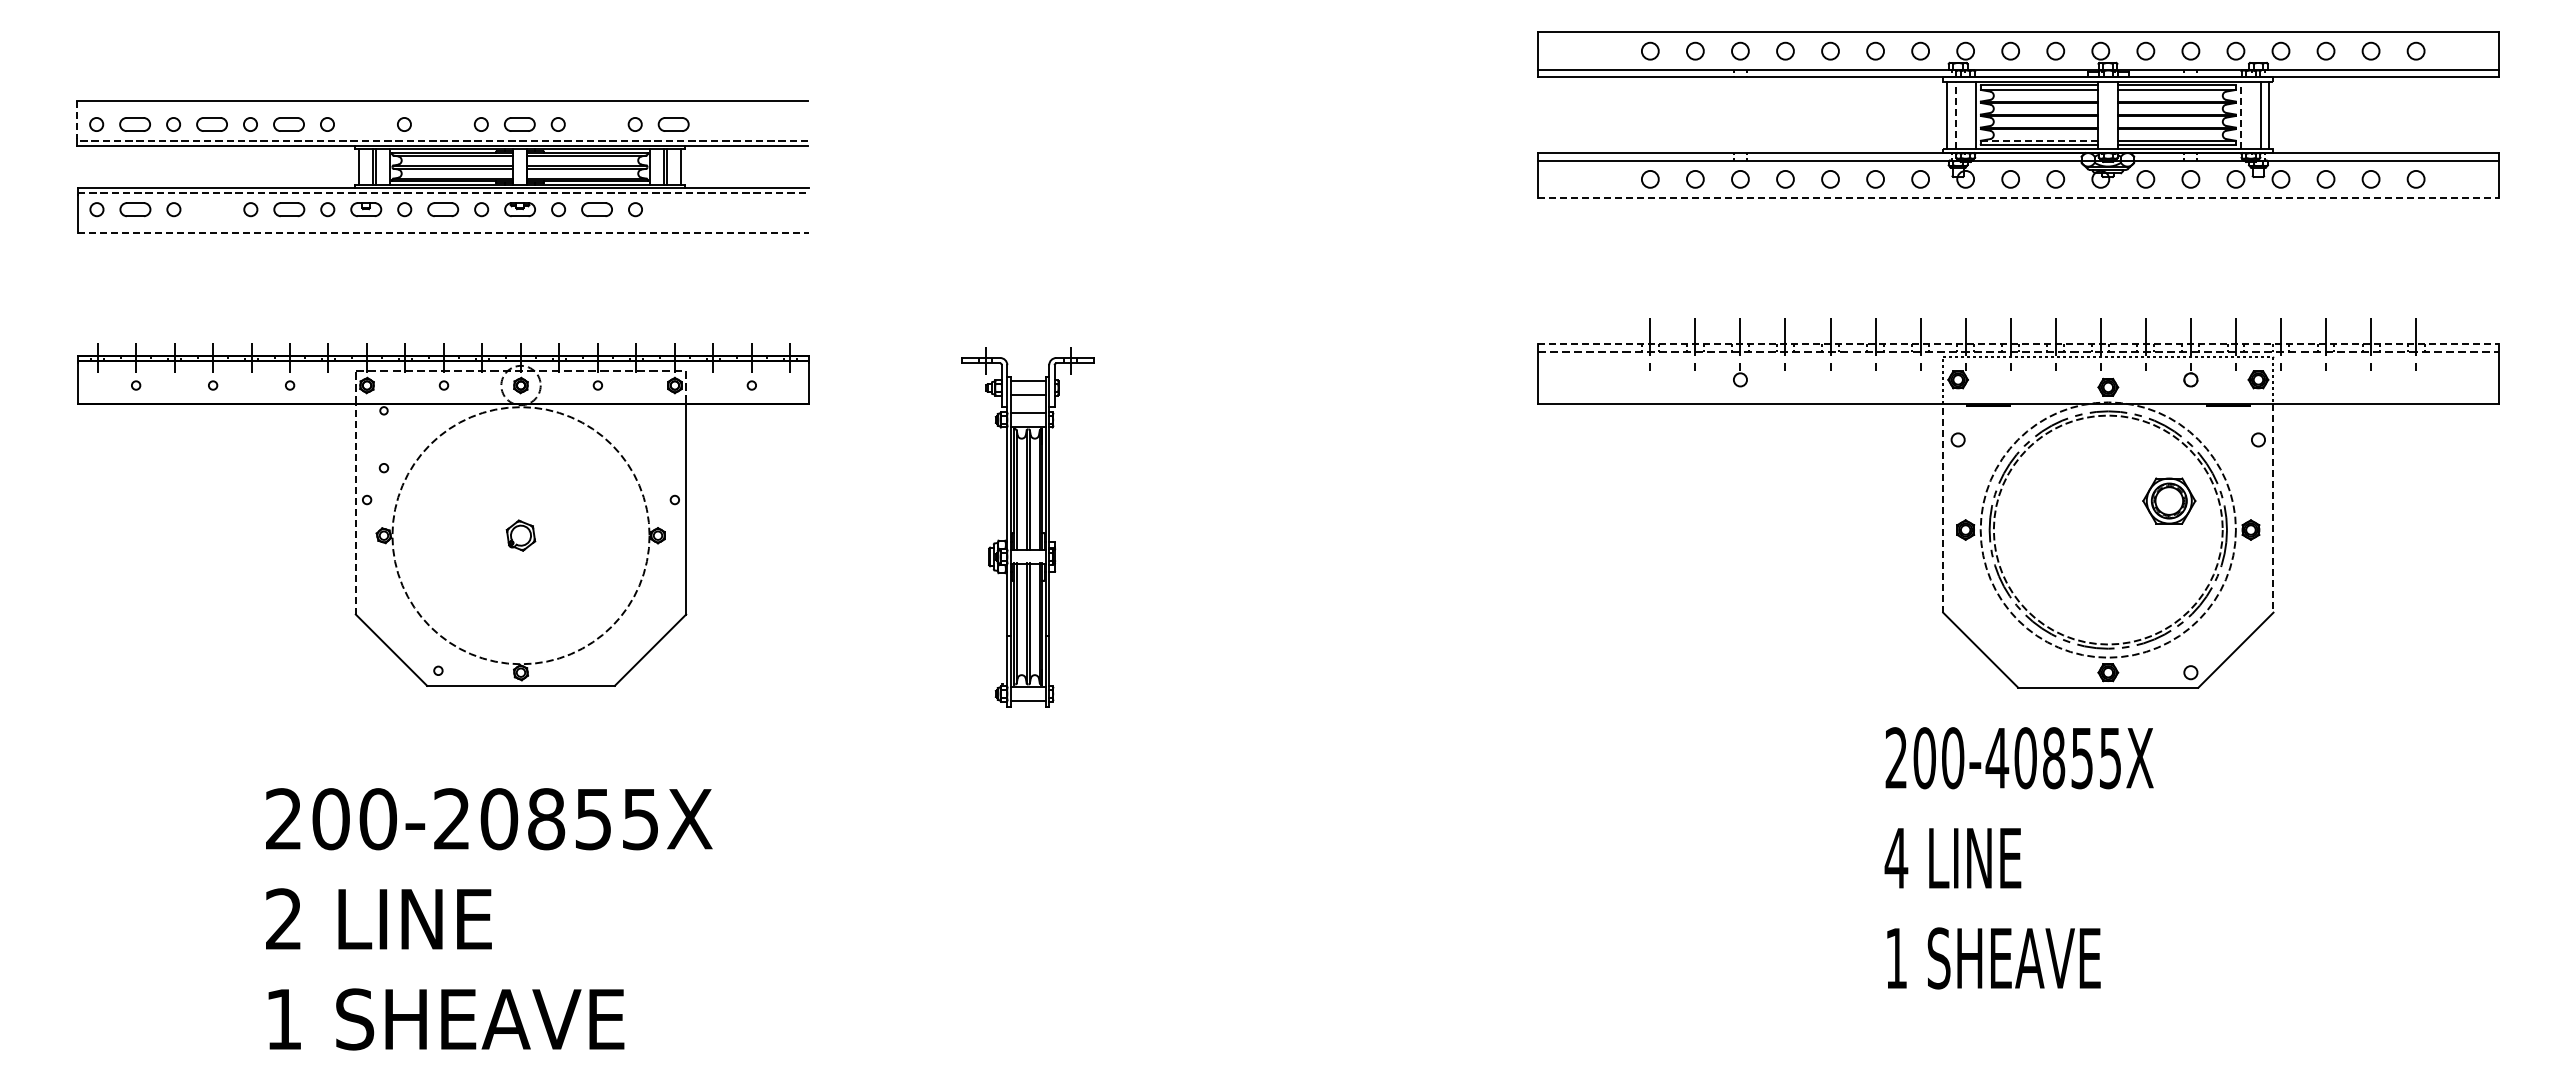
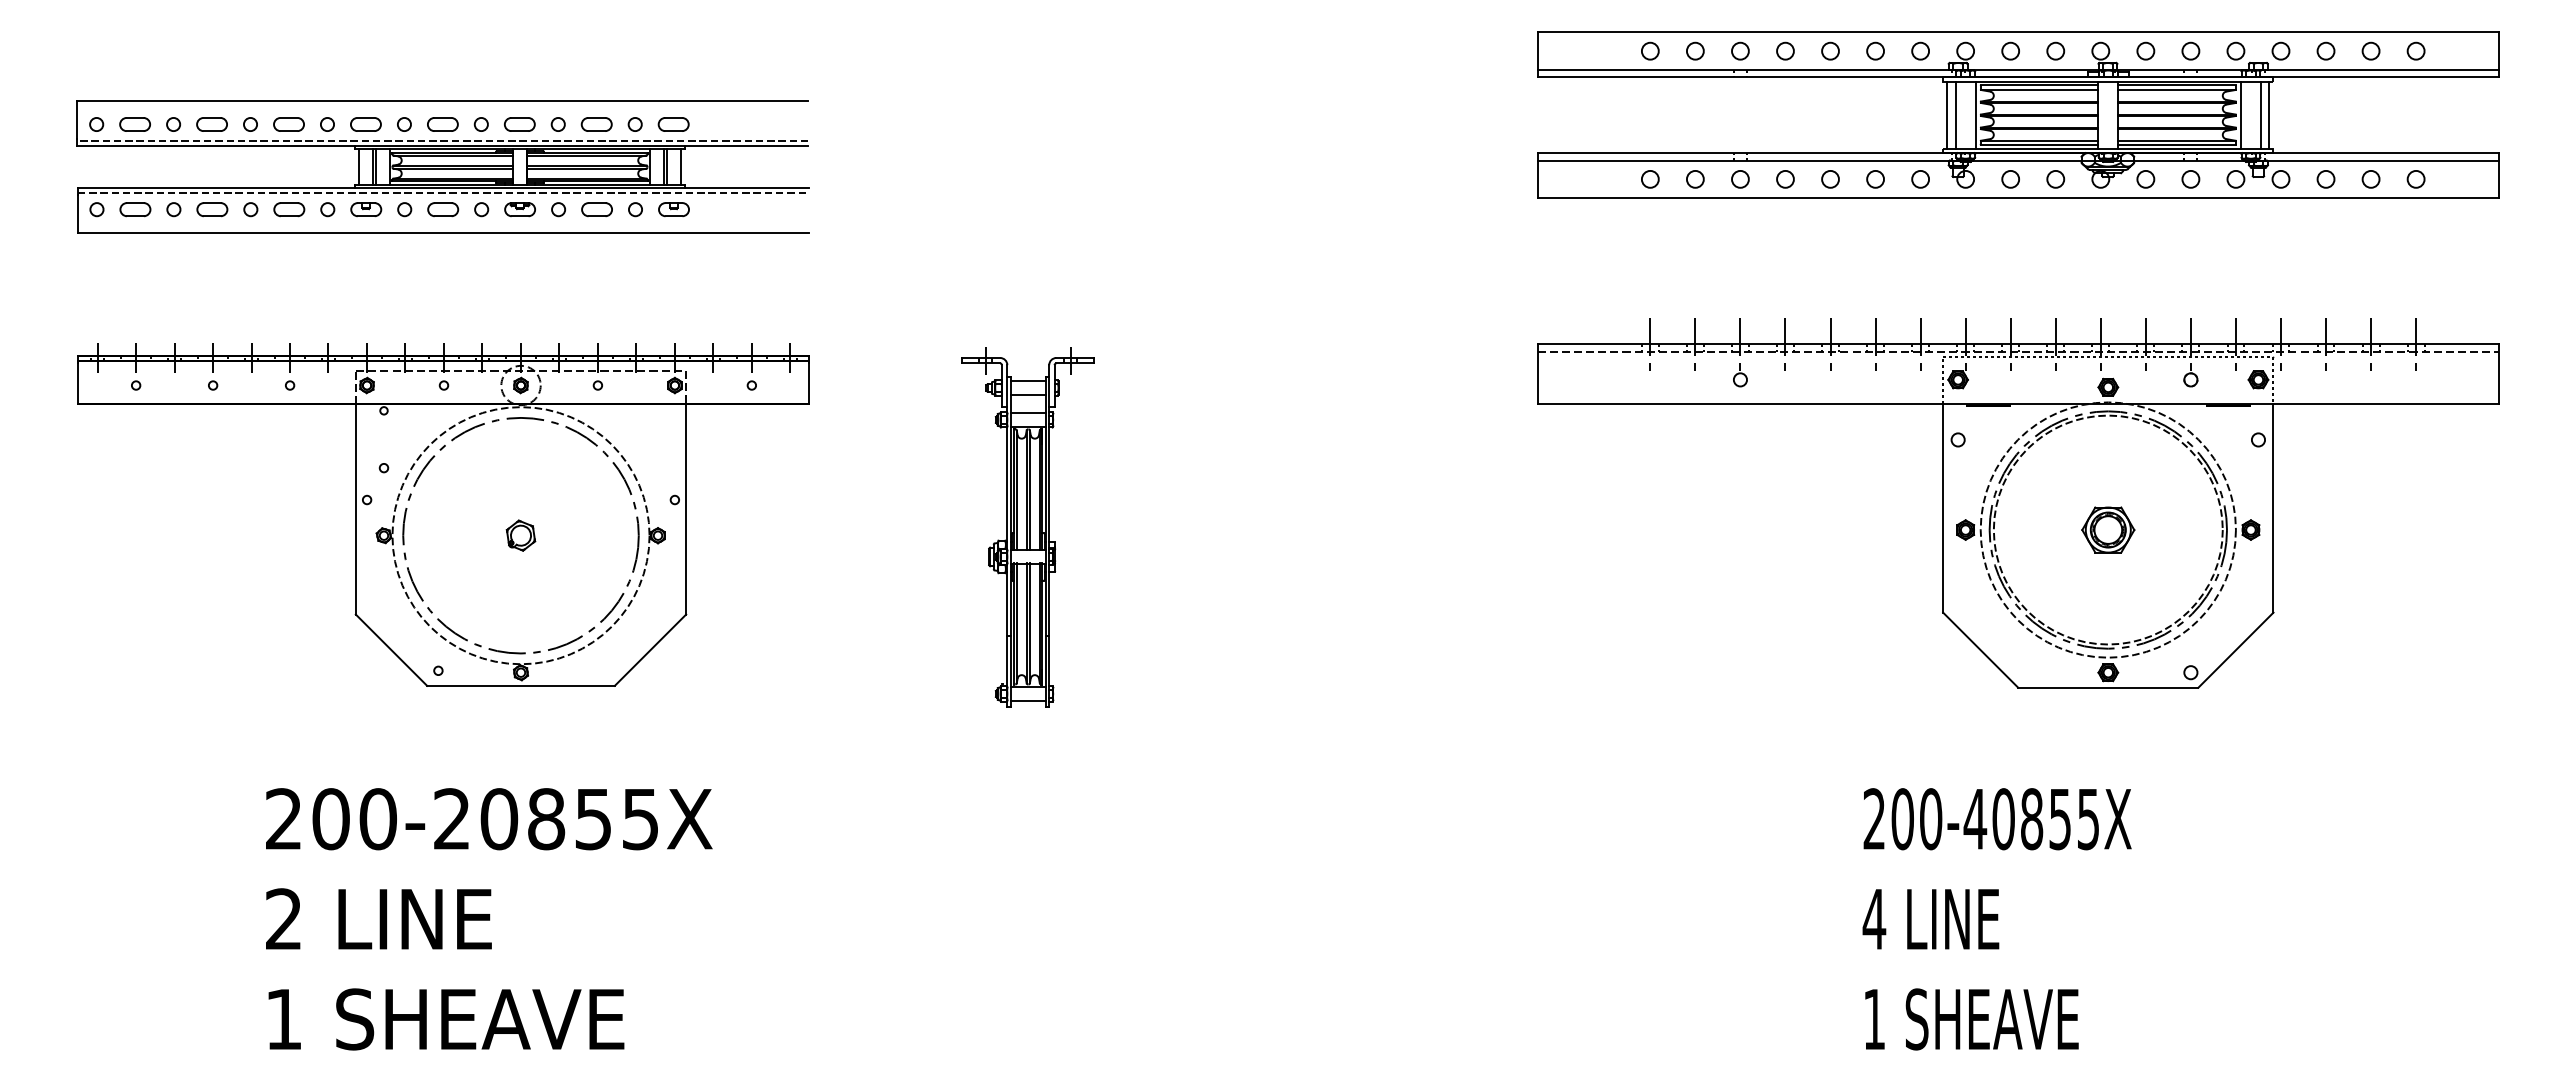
line: dashed -> solid (1955, 115)
line: dashed -> solid (2240, 115)
line: dashed -> solid (77, 120)
part: none -> present (365, 124)
part: none -> present (442, 124)
part: none -> present (596, 124)
line: dashed -> solid (2039, 140)
line: dashed -> solid (2018, 198)
part: none -> present (212, 209)
part: none -> present (673, 209)
line: dashed -> solid (443, 233)
line: dashed -> solid (2018, 344)
part position: (2169, 500) -> (2108, 529) (2108, 529)
line: dashed -> solid (1943, 507)
line: dashed -> solid (355, 508)
line: dashed -> solid (2273, 508)
circle: none -> present (520, 535)
text position: (2018, 858) -> (1996, 919) (1996, 919)
